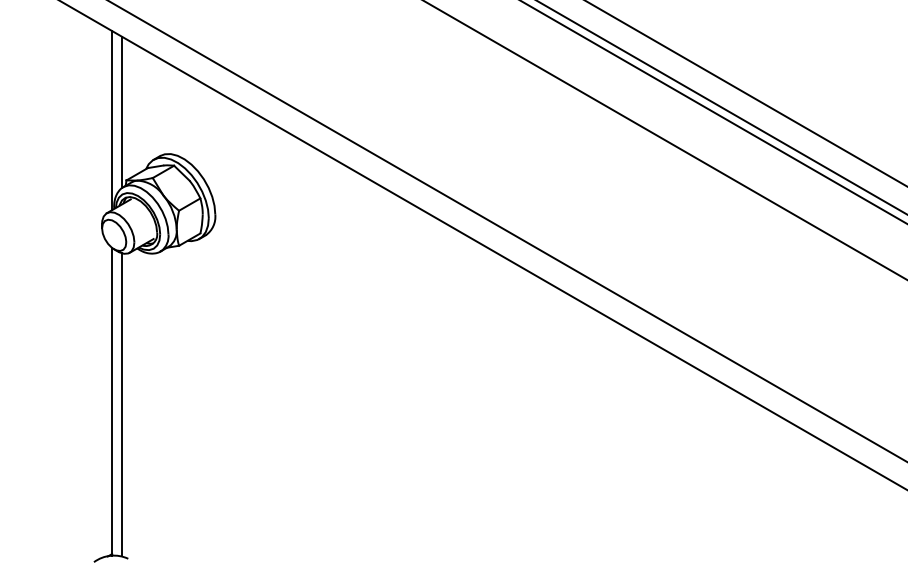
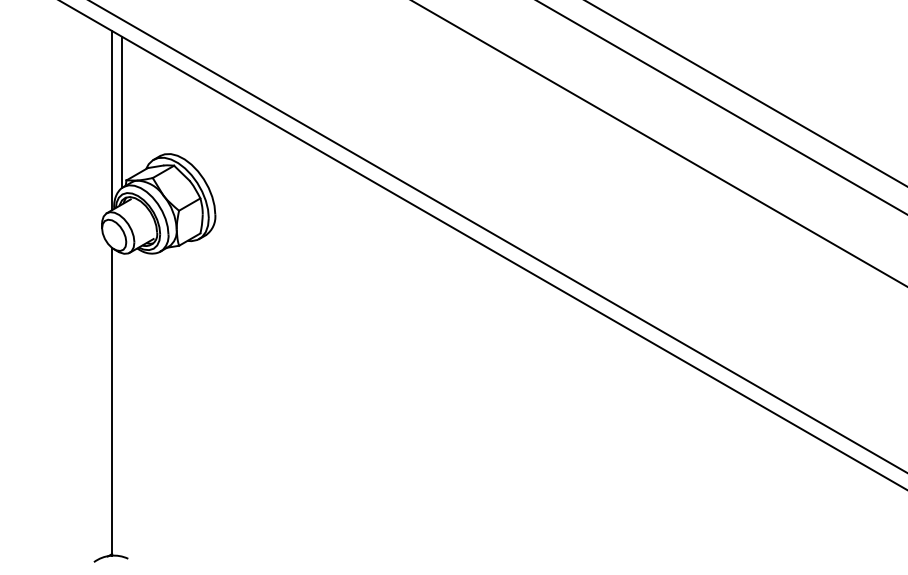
line: present -> none (713, 112)
line position: (664, 140) -> (659, 143) (659, 143)
line position: (507, 231) -> (497, 236) (497, 236)
line: present -> none (122, 404)
